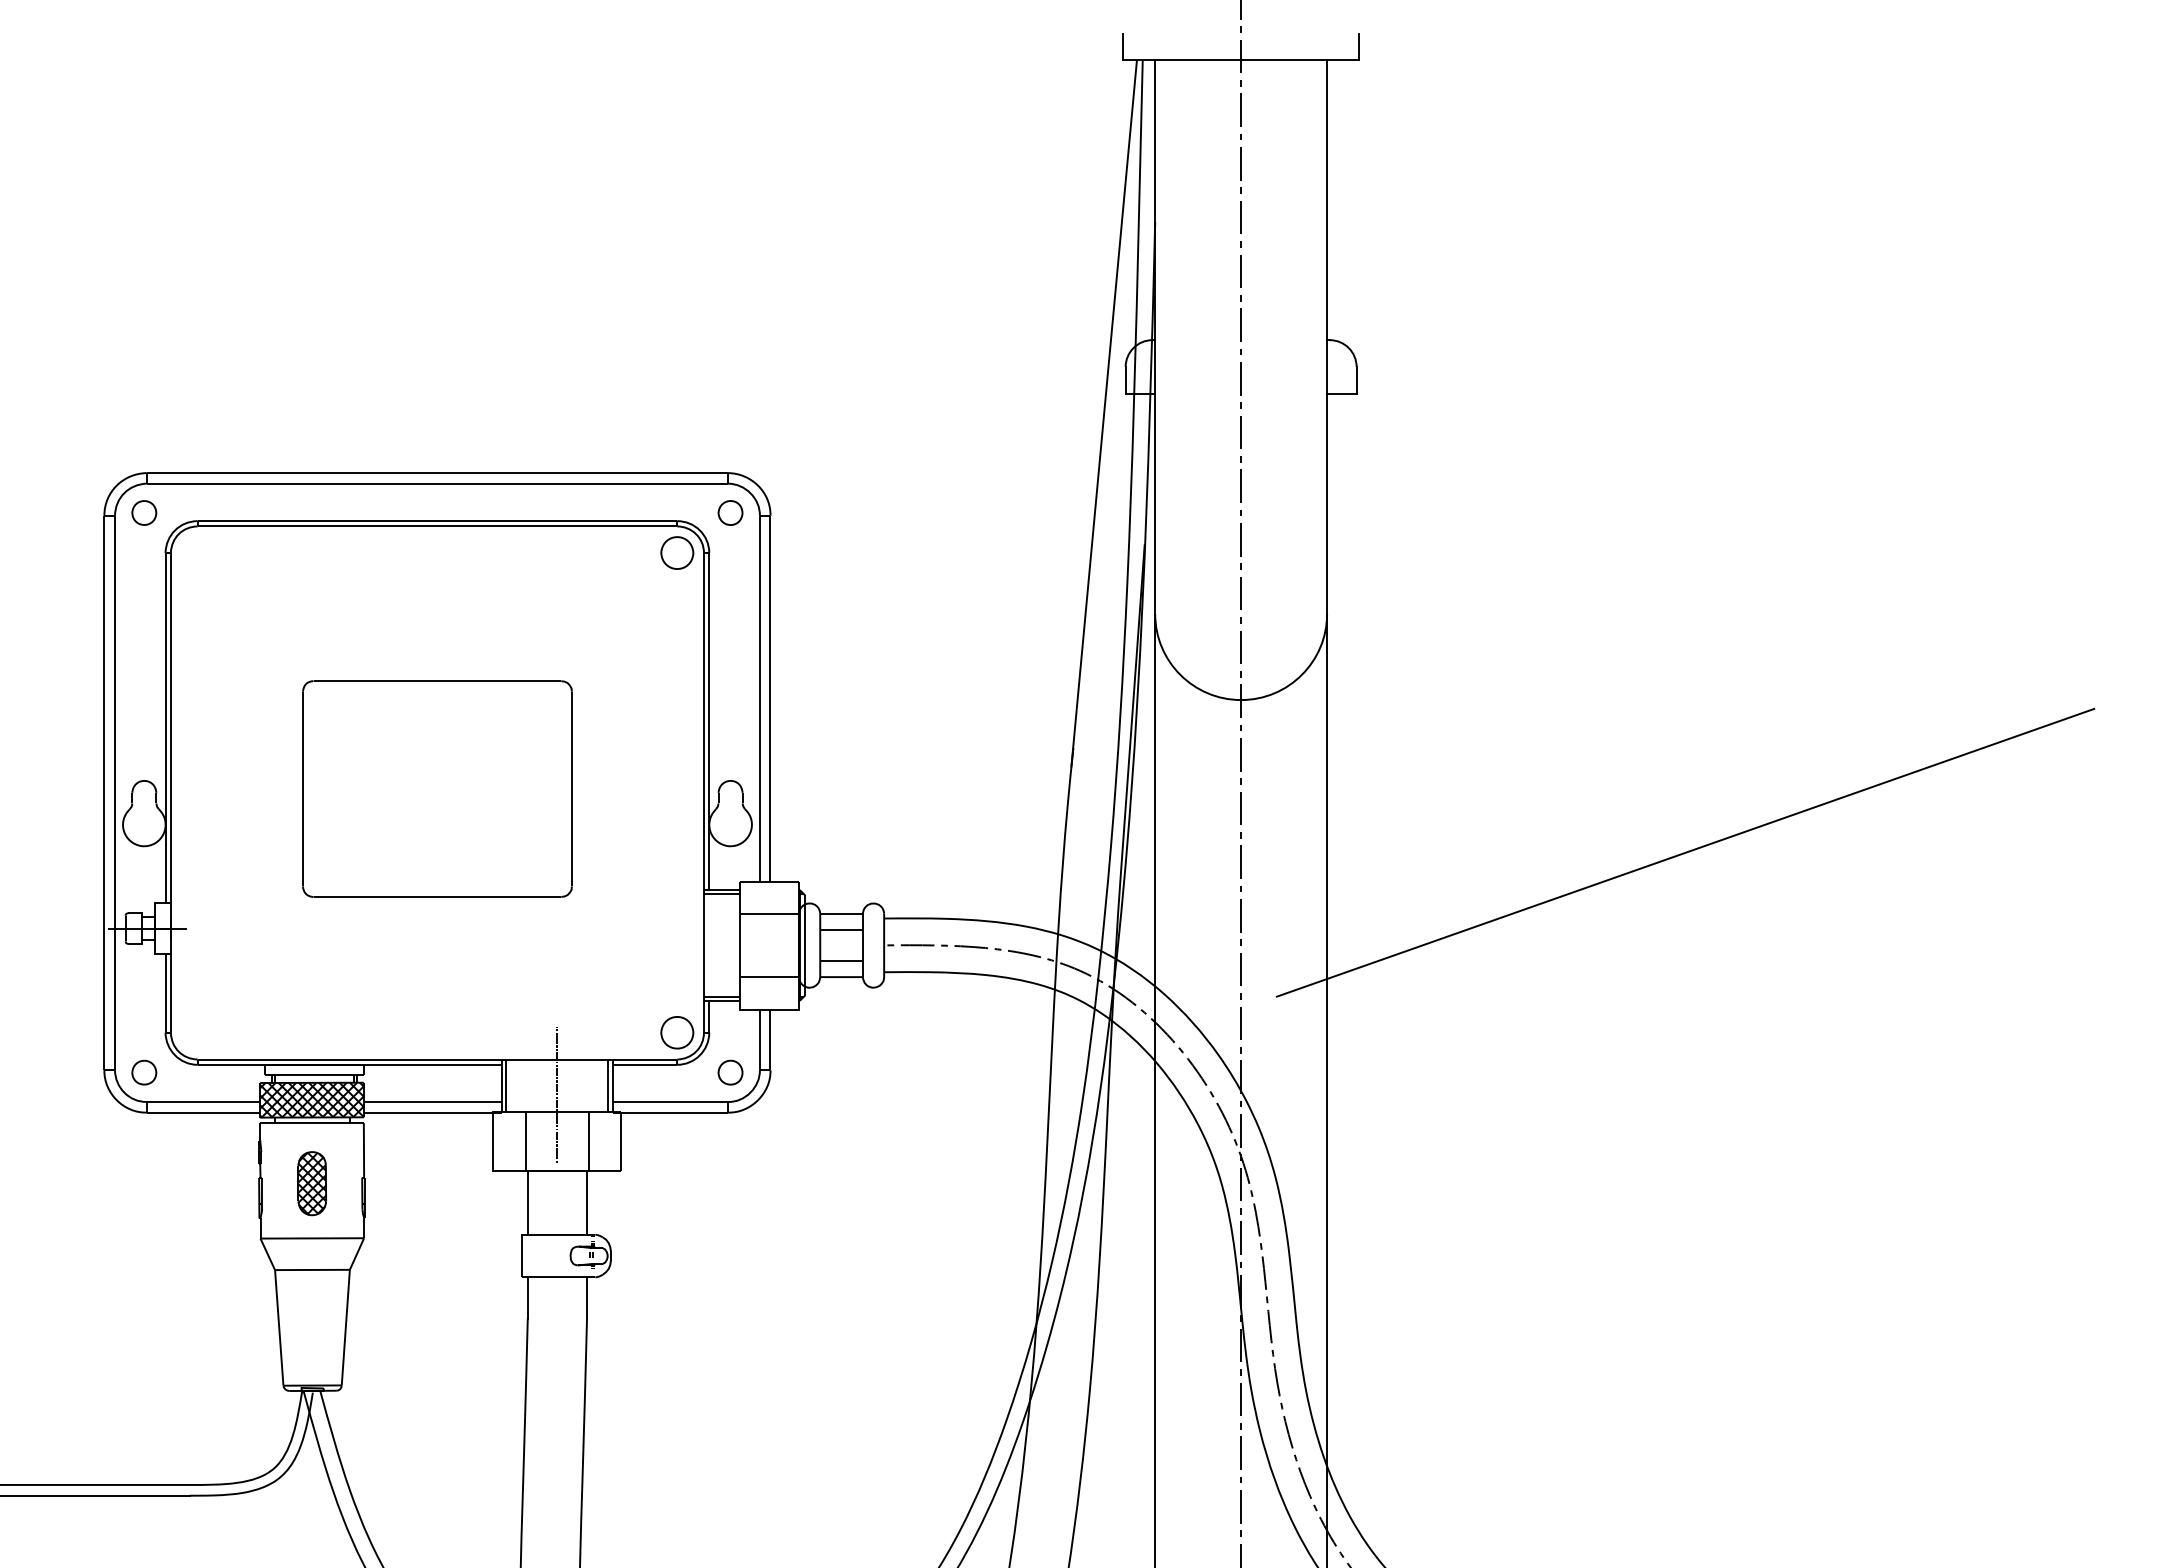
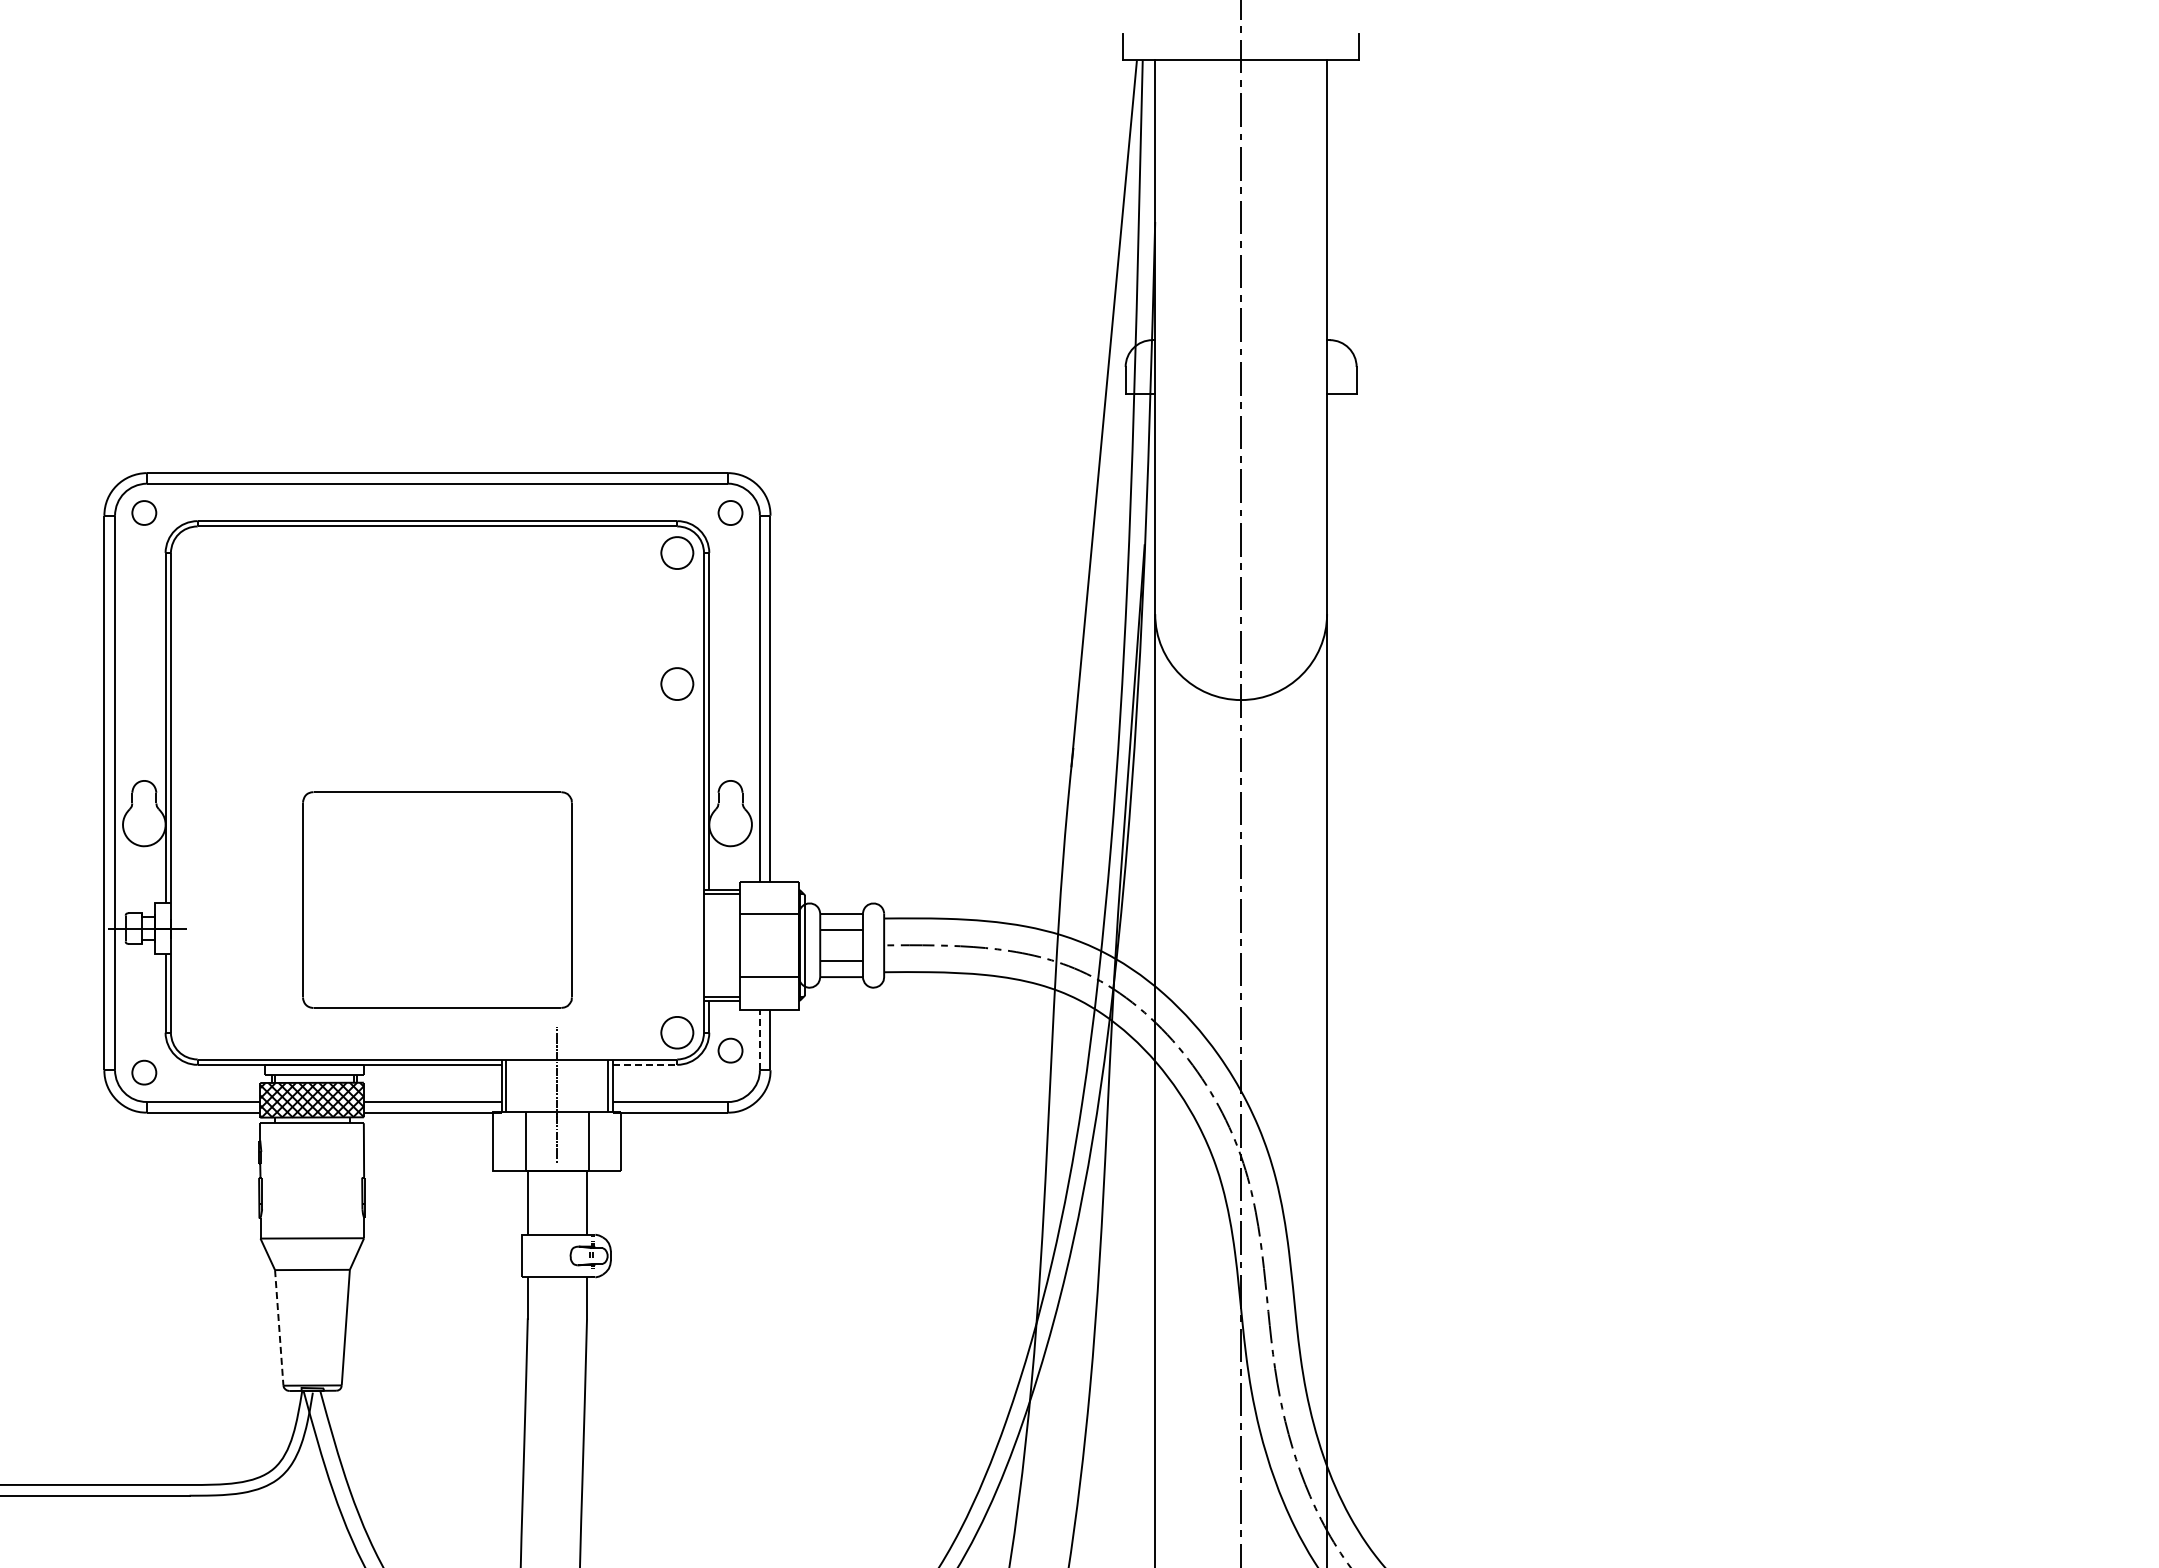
part: none -> present (677, 683)
part position: (437, 788) -> (437, 899) (437, 899)
line: present -> none (1685, 852)
line: solid -> dashed (759, 1039)
line: solid -> dashed (645, 1064)
part position: (730, 1072) -> (730, 1050) (730, 1050)
part: present -> none (311, 1183)
line: solid -> dashed (279, 1327)
